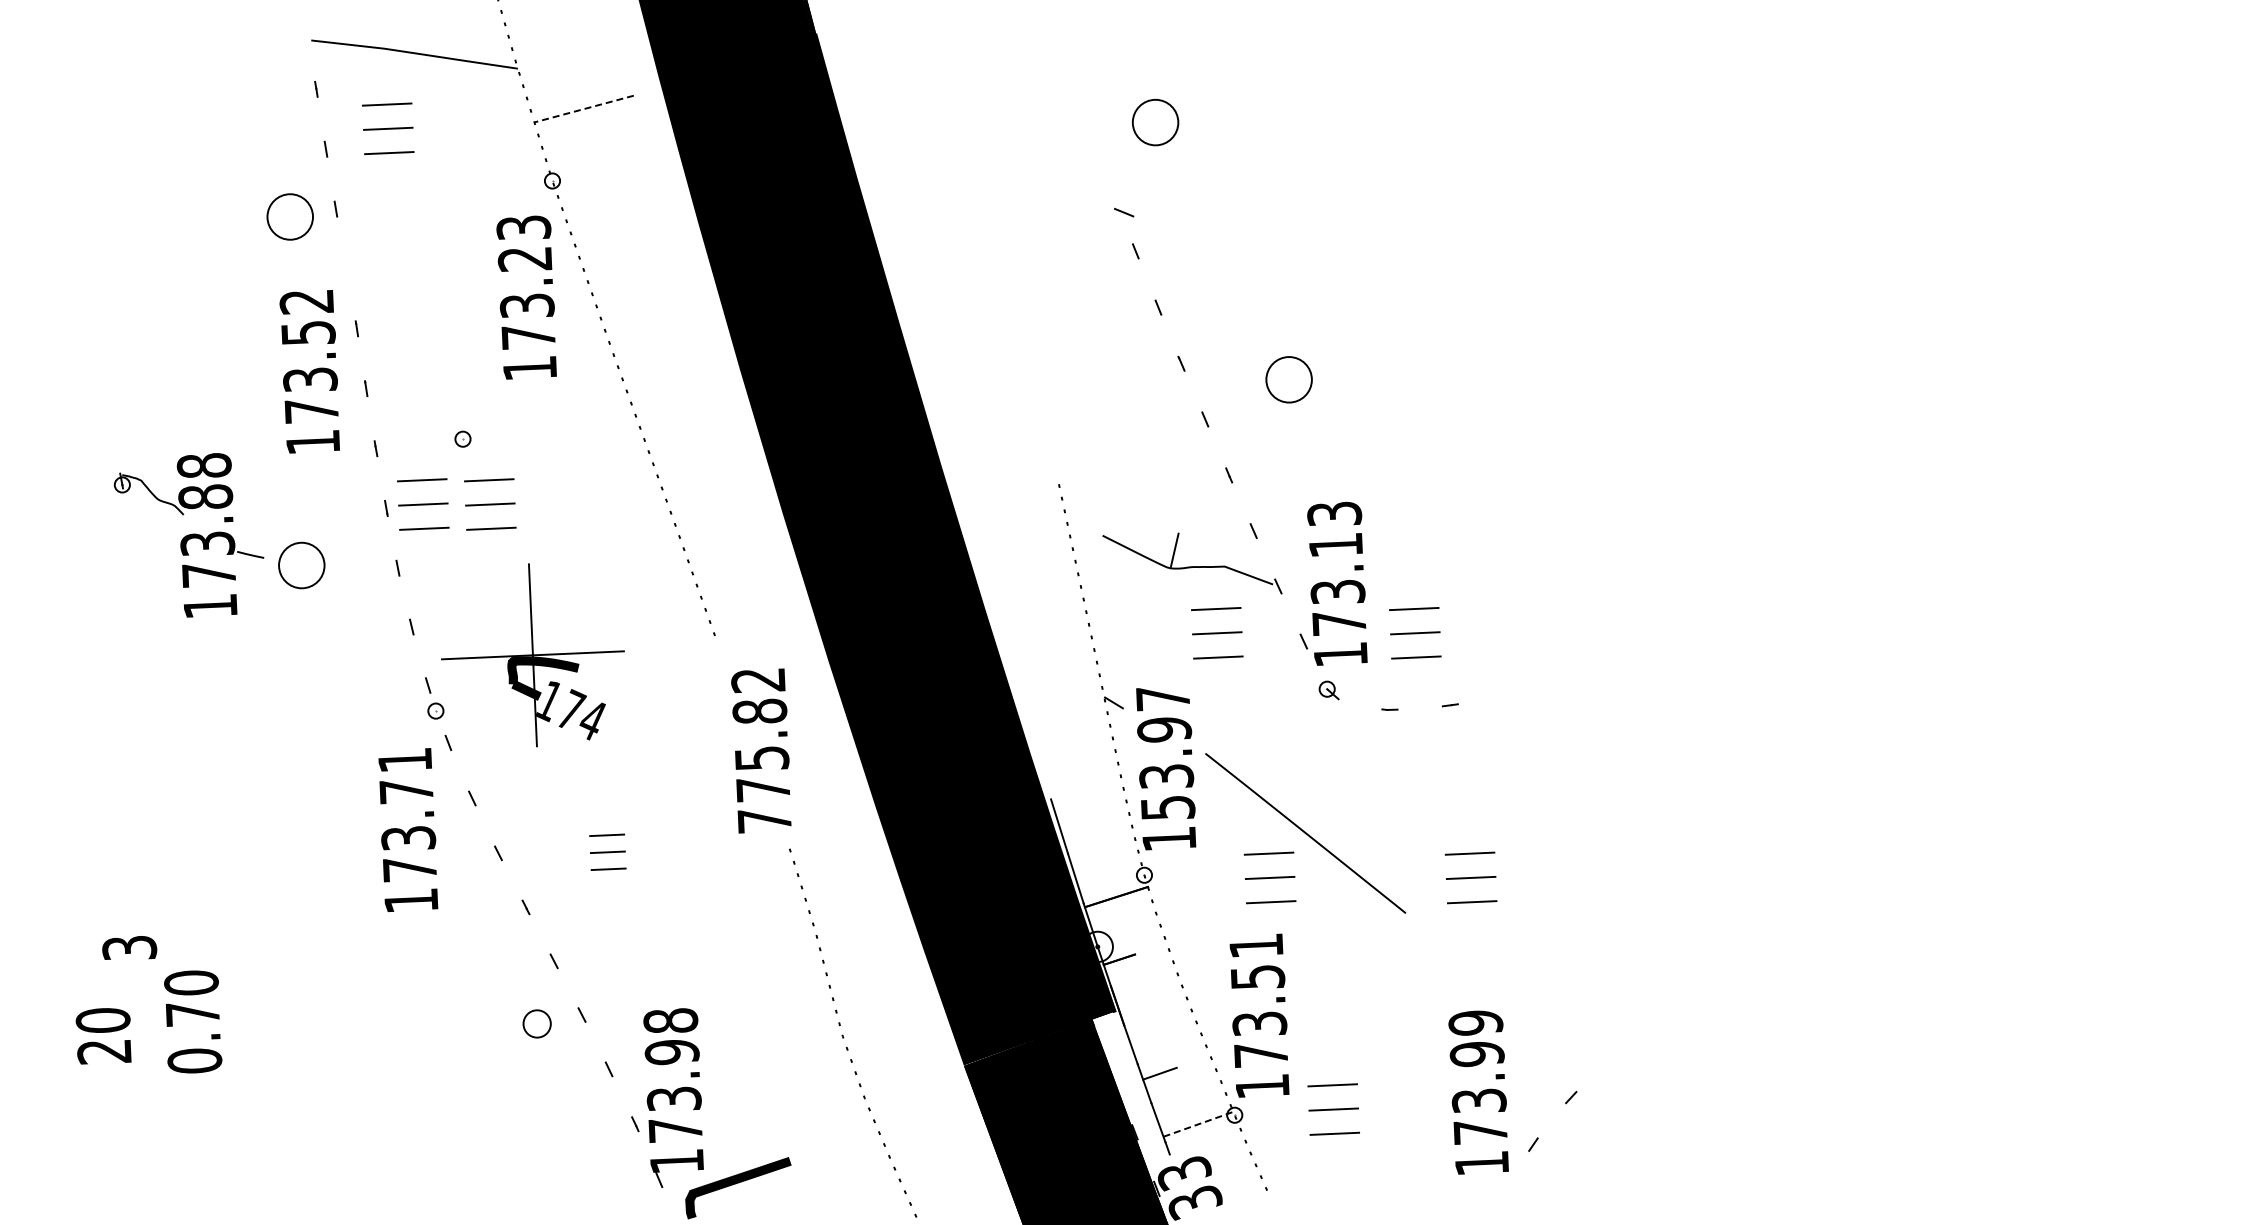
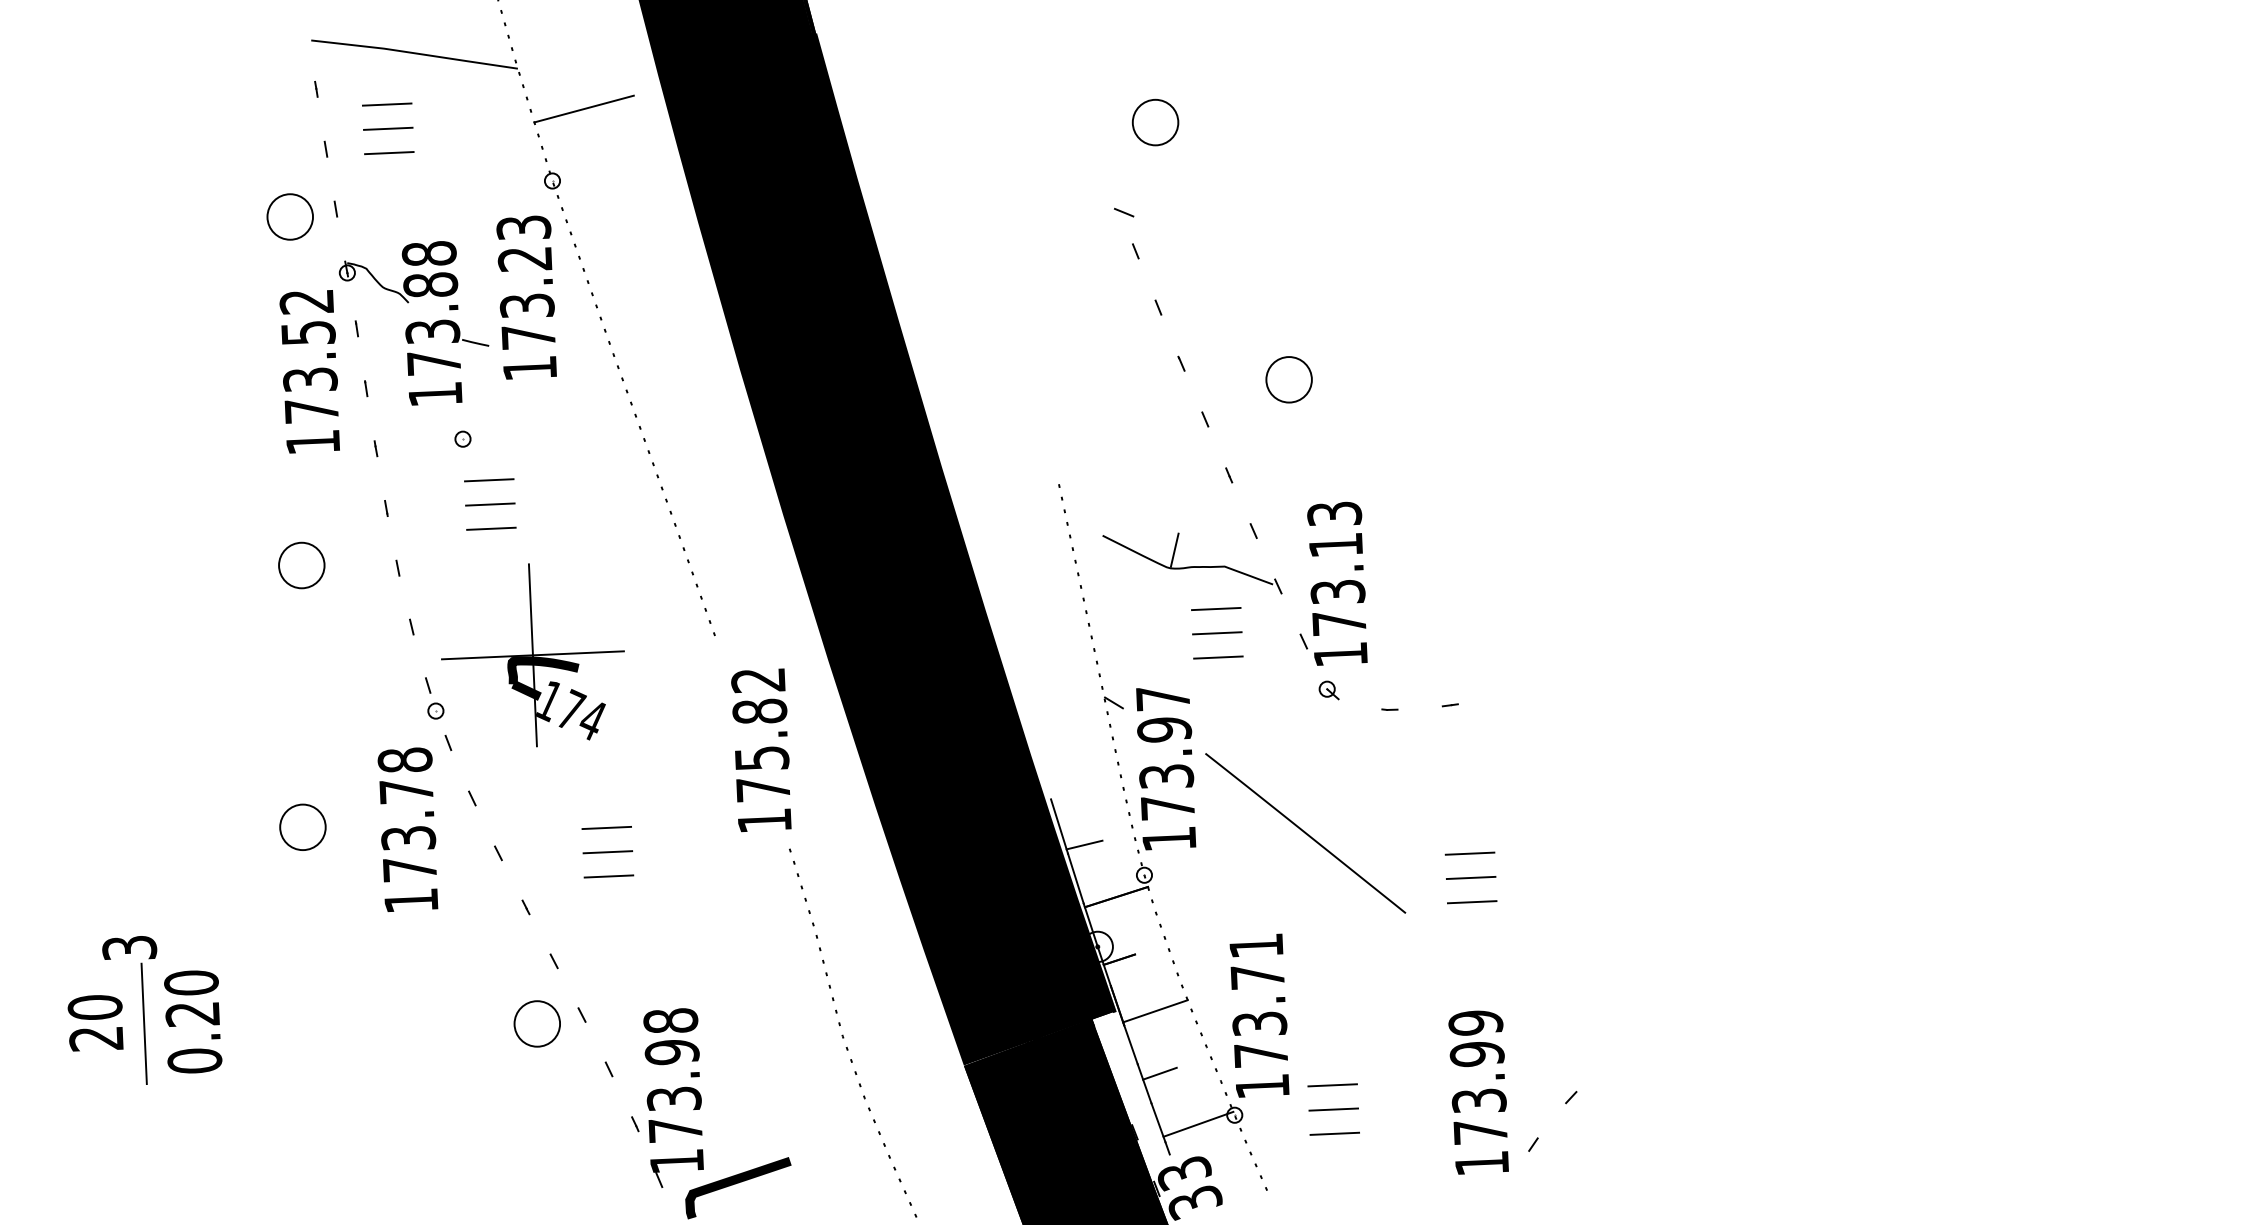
line: dashed -> solid (583, 109)
part: present -> none (423, 504)
part position: (188, 535) -> (413, 323) (413, 323)
part: present -> none (1415, 633)
text: 173.71 -> 173.78 (404, 759)
text: 153.97 -> 173.97 (1168, 808)
text: 775.82 -> 175.82 (764, 820)
part: none -> present (302, 826)
line: none -> present (1084, 844)
part size: 38x38 px -> 54x53 px (607, 852)
part: present -> none (1269, 877)
text: 173.51 -> 173.71 (1257, 977)
line: none -> present (1155, 1011)
text: 0.70 -> 0.20 (192, 1014)
line: none -> present (143, 1023)
part size: 30x30 px -> 48x48 px (536, 1023)
text position: (103, 1036) -> (95, 1023) (95, 1023)
line: dashed -> solid (1198, 1124)
